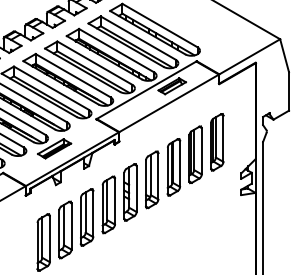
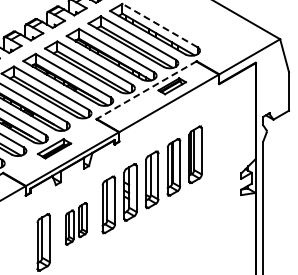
line: solid -> dashed (159, 25)
line: solid -> dashed (146, 90)
part: present -> none (217, 142)
part size: 37x72 px -> 23x44 px (76, 223)
